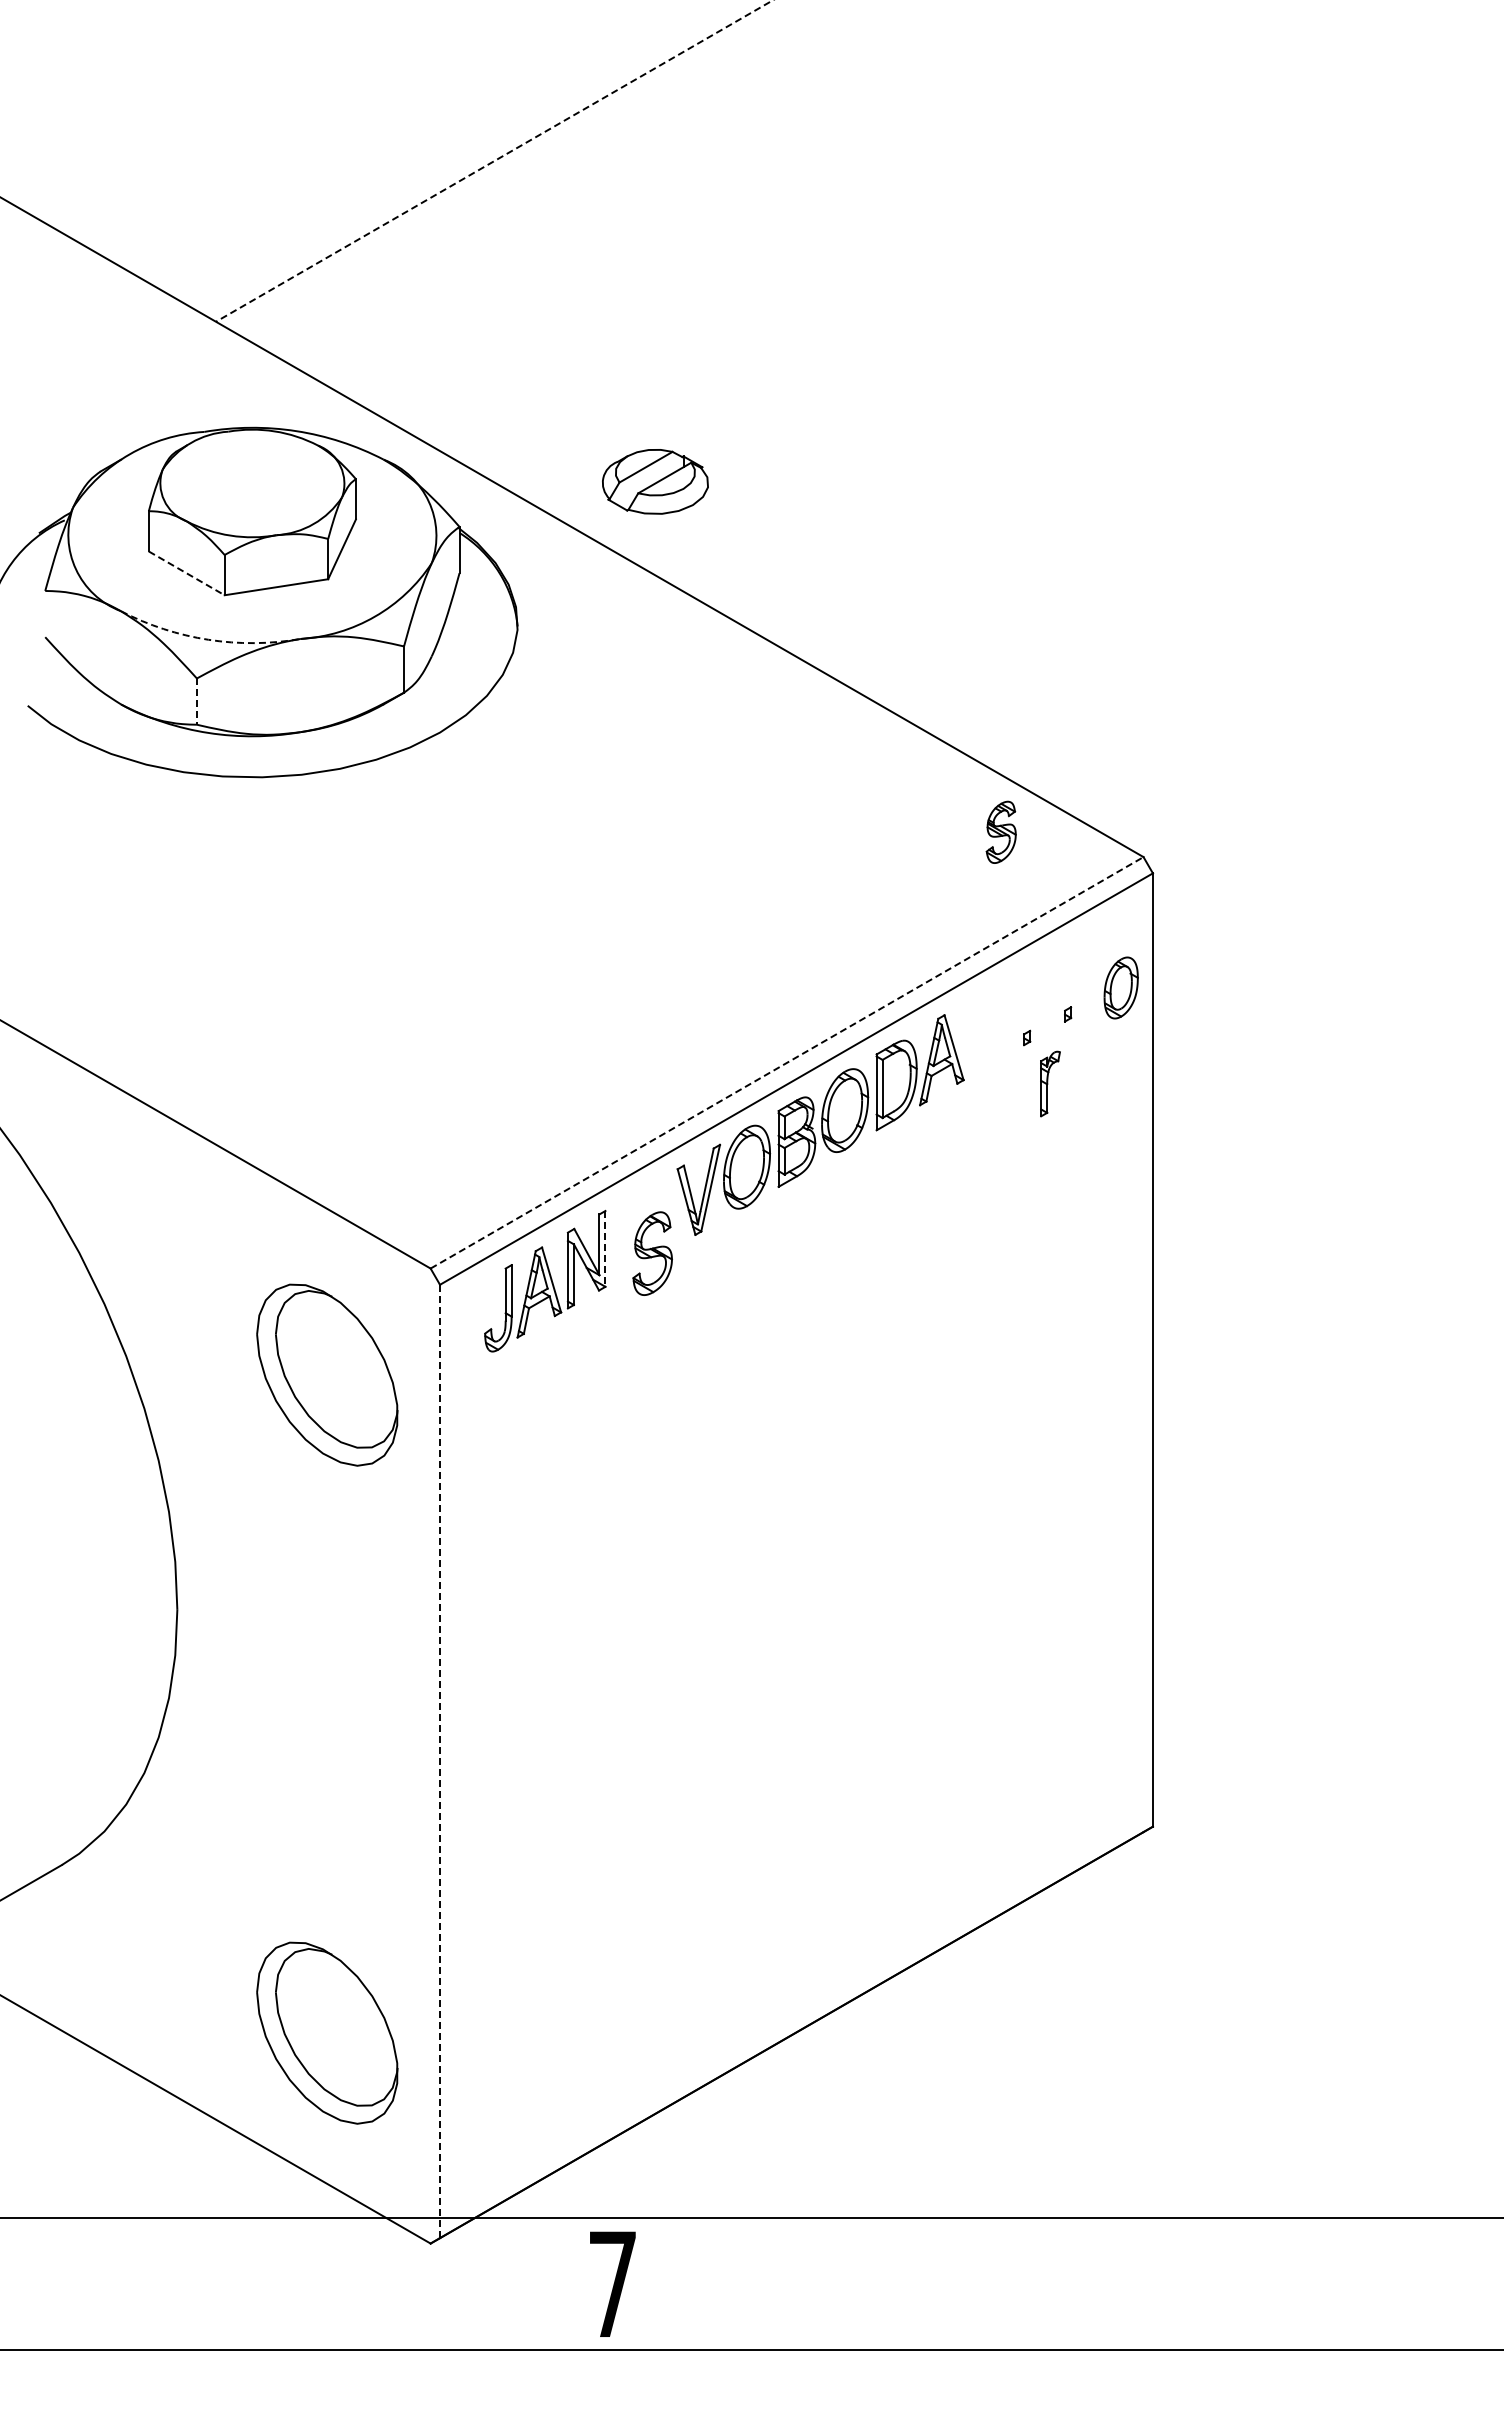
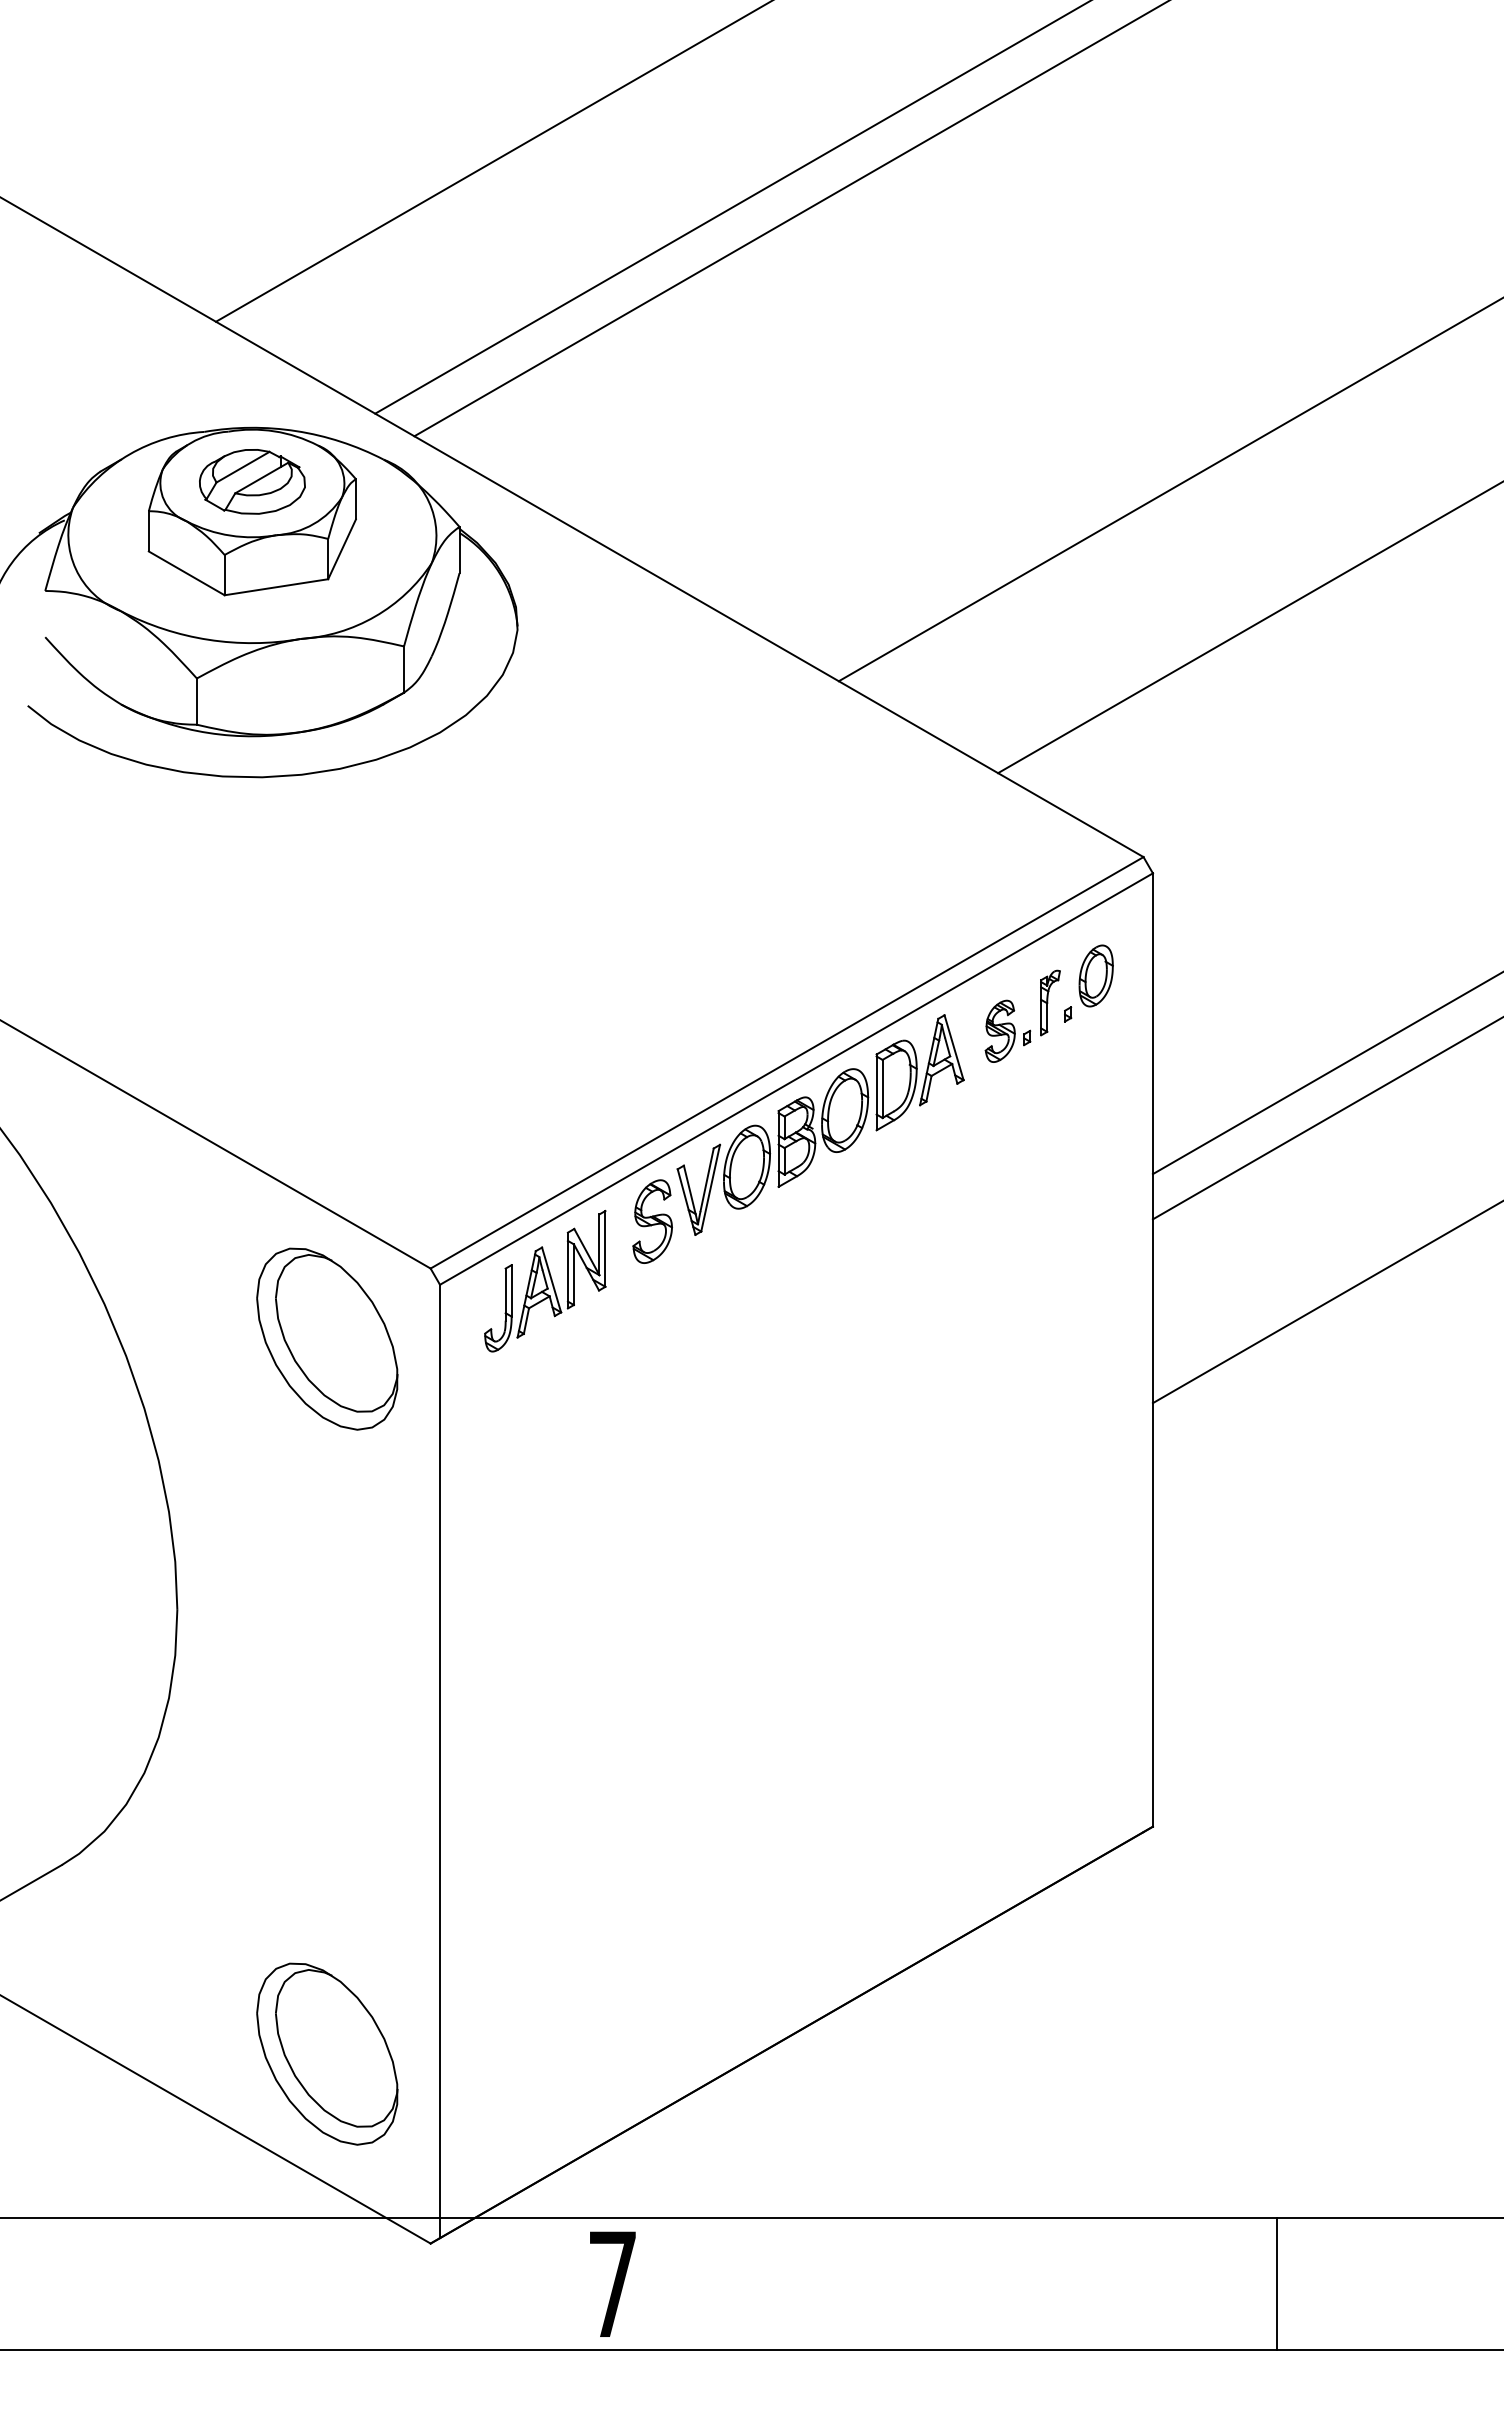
line: dashed -> solid (493, 161)
line: none -> present (731, 207)
line: none -> present (790, 219)
part position: (655, 481) -> (252, 481) (252, 481)
line: none -> present (1169, 490)
line: dashed -> solid (186, 573)
line: none -> present (1249, 628)
arc: dashed -> solid (208, 639)
line: dashed -> solid (196, 702)
part position: (1000, 831) -> (999, 1030) (999, 1030)
part position: (1120, 987) -> (1095, 975) (1095, 975)
line: dashed -> solid (787, 1062)
line: none -> present (1326, 1073)
part position: (1050, 1083) -> (1050, 1002) (1050, 1002)
line: none -> present (1326, 1118)
line: dashed -> solid (605, 1248)
part position: (652, 1253) -> (652, 1221) (652, 1221)
line: none -> present (1326, 1302)
part position: (327, 1374) -> (327, 1338) (327, 1338)
line: dashed -> solid (440, 1761)
part position: (327, 2032) -> (327, 2053) (327, 2053)
line: none -> present (1277, 2283)
